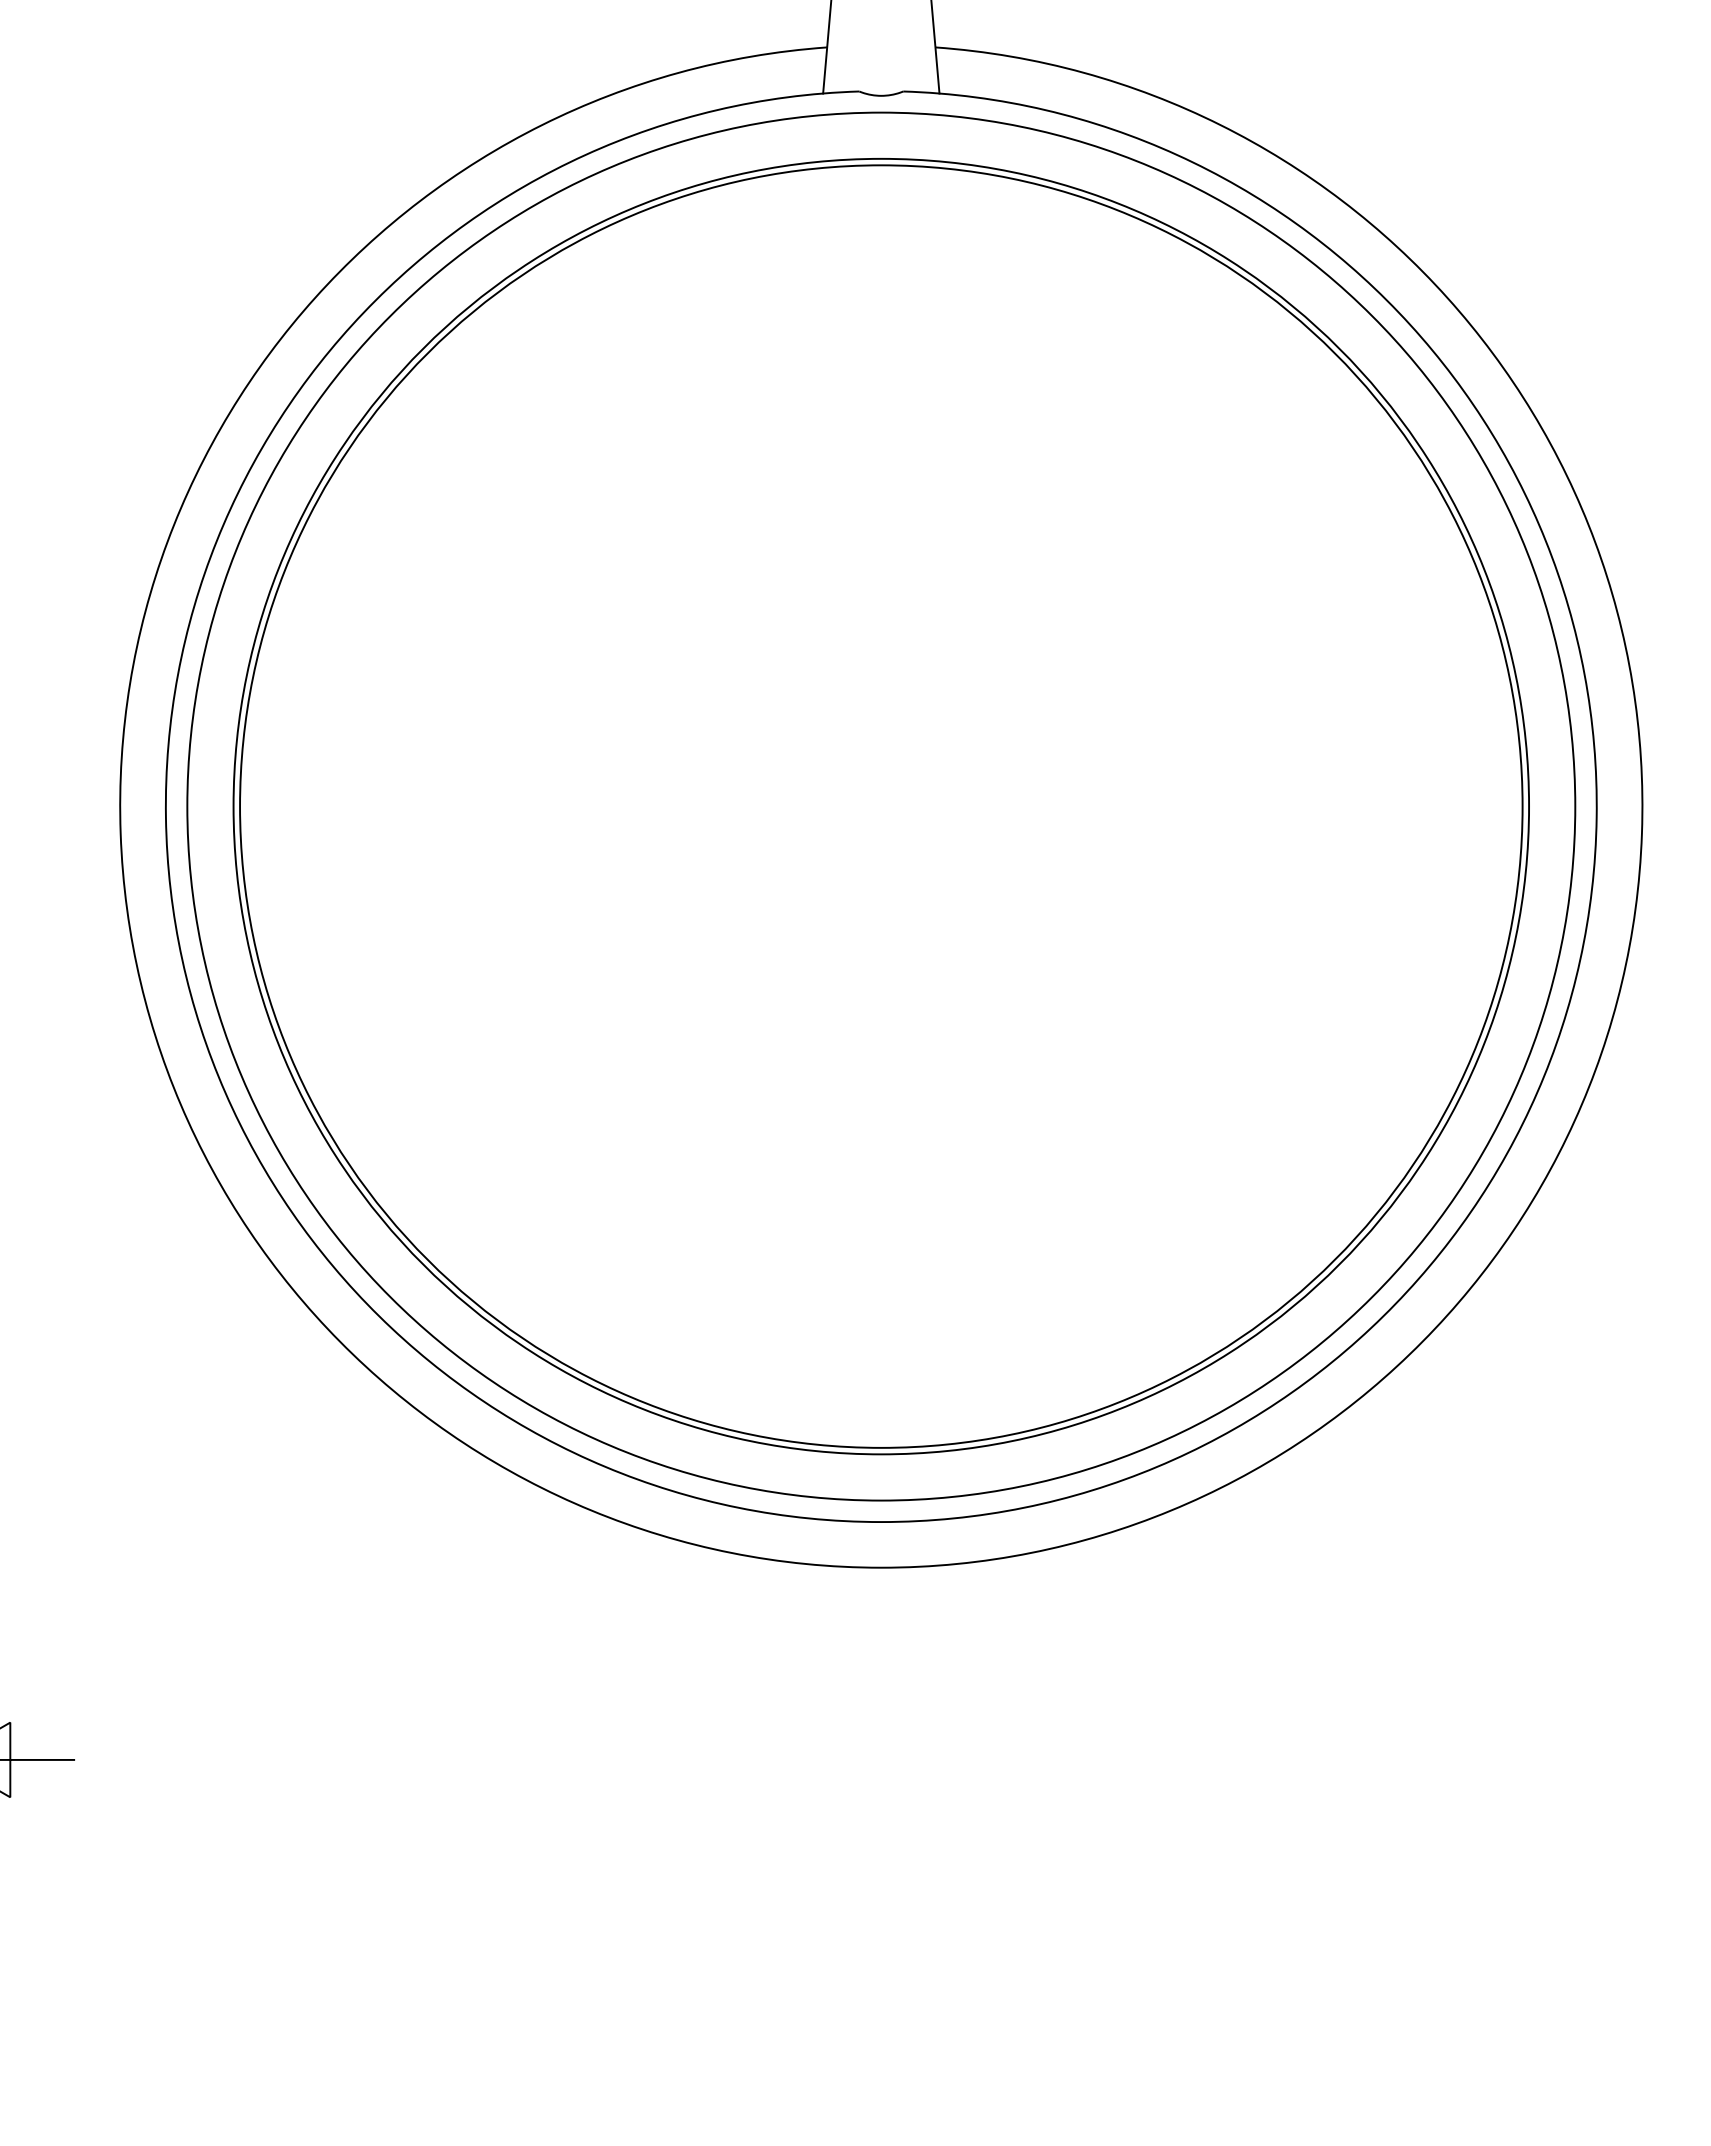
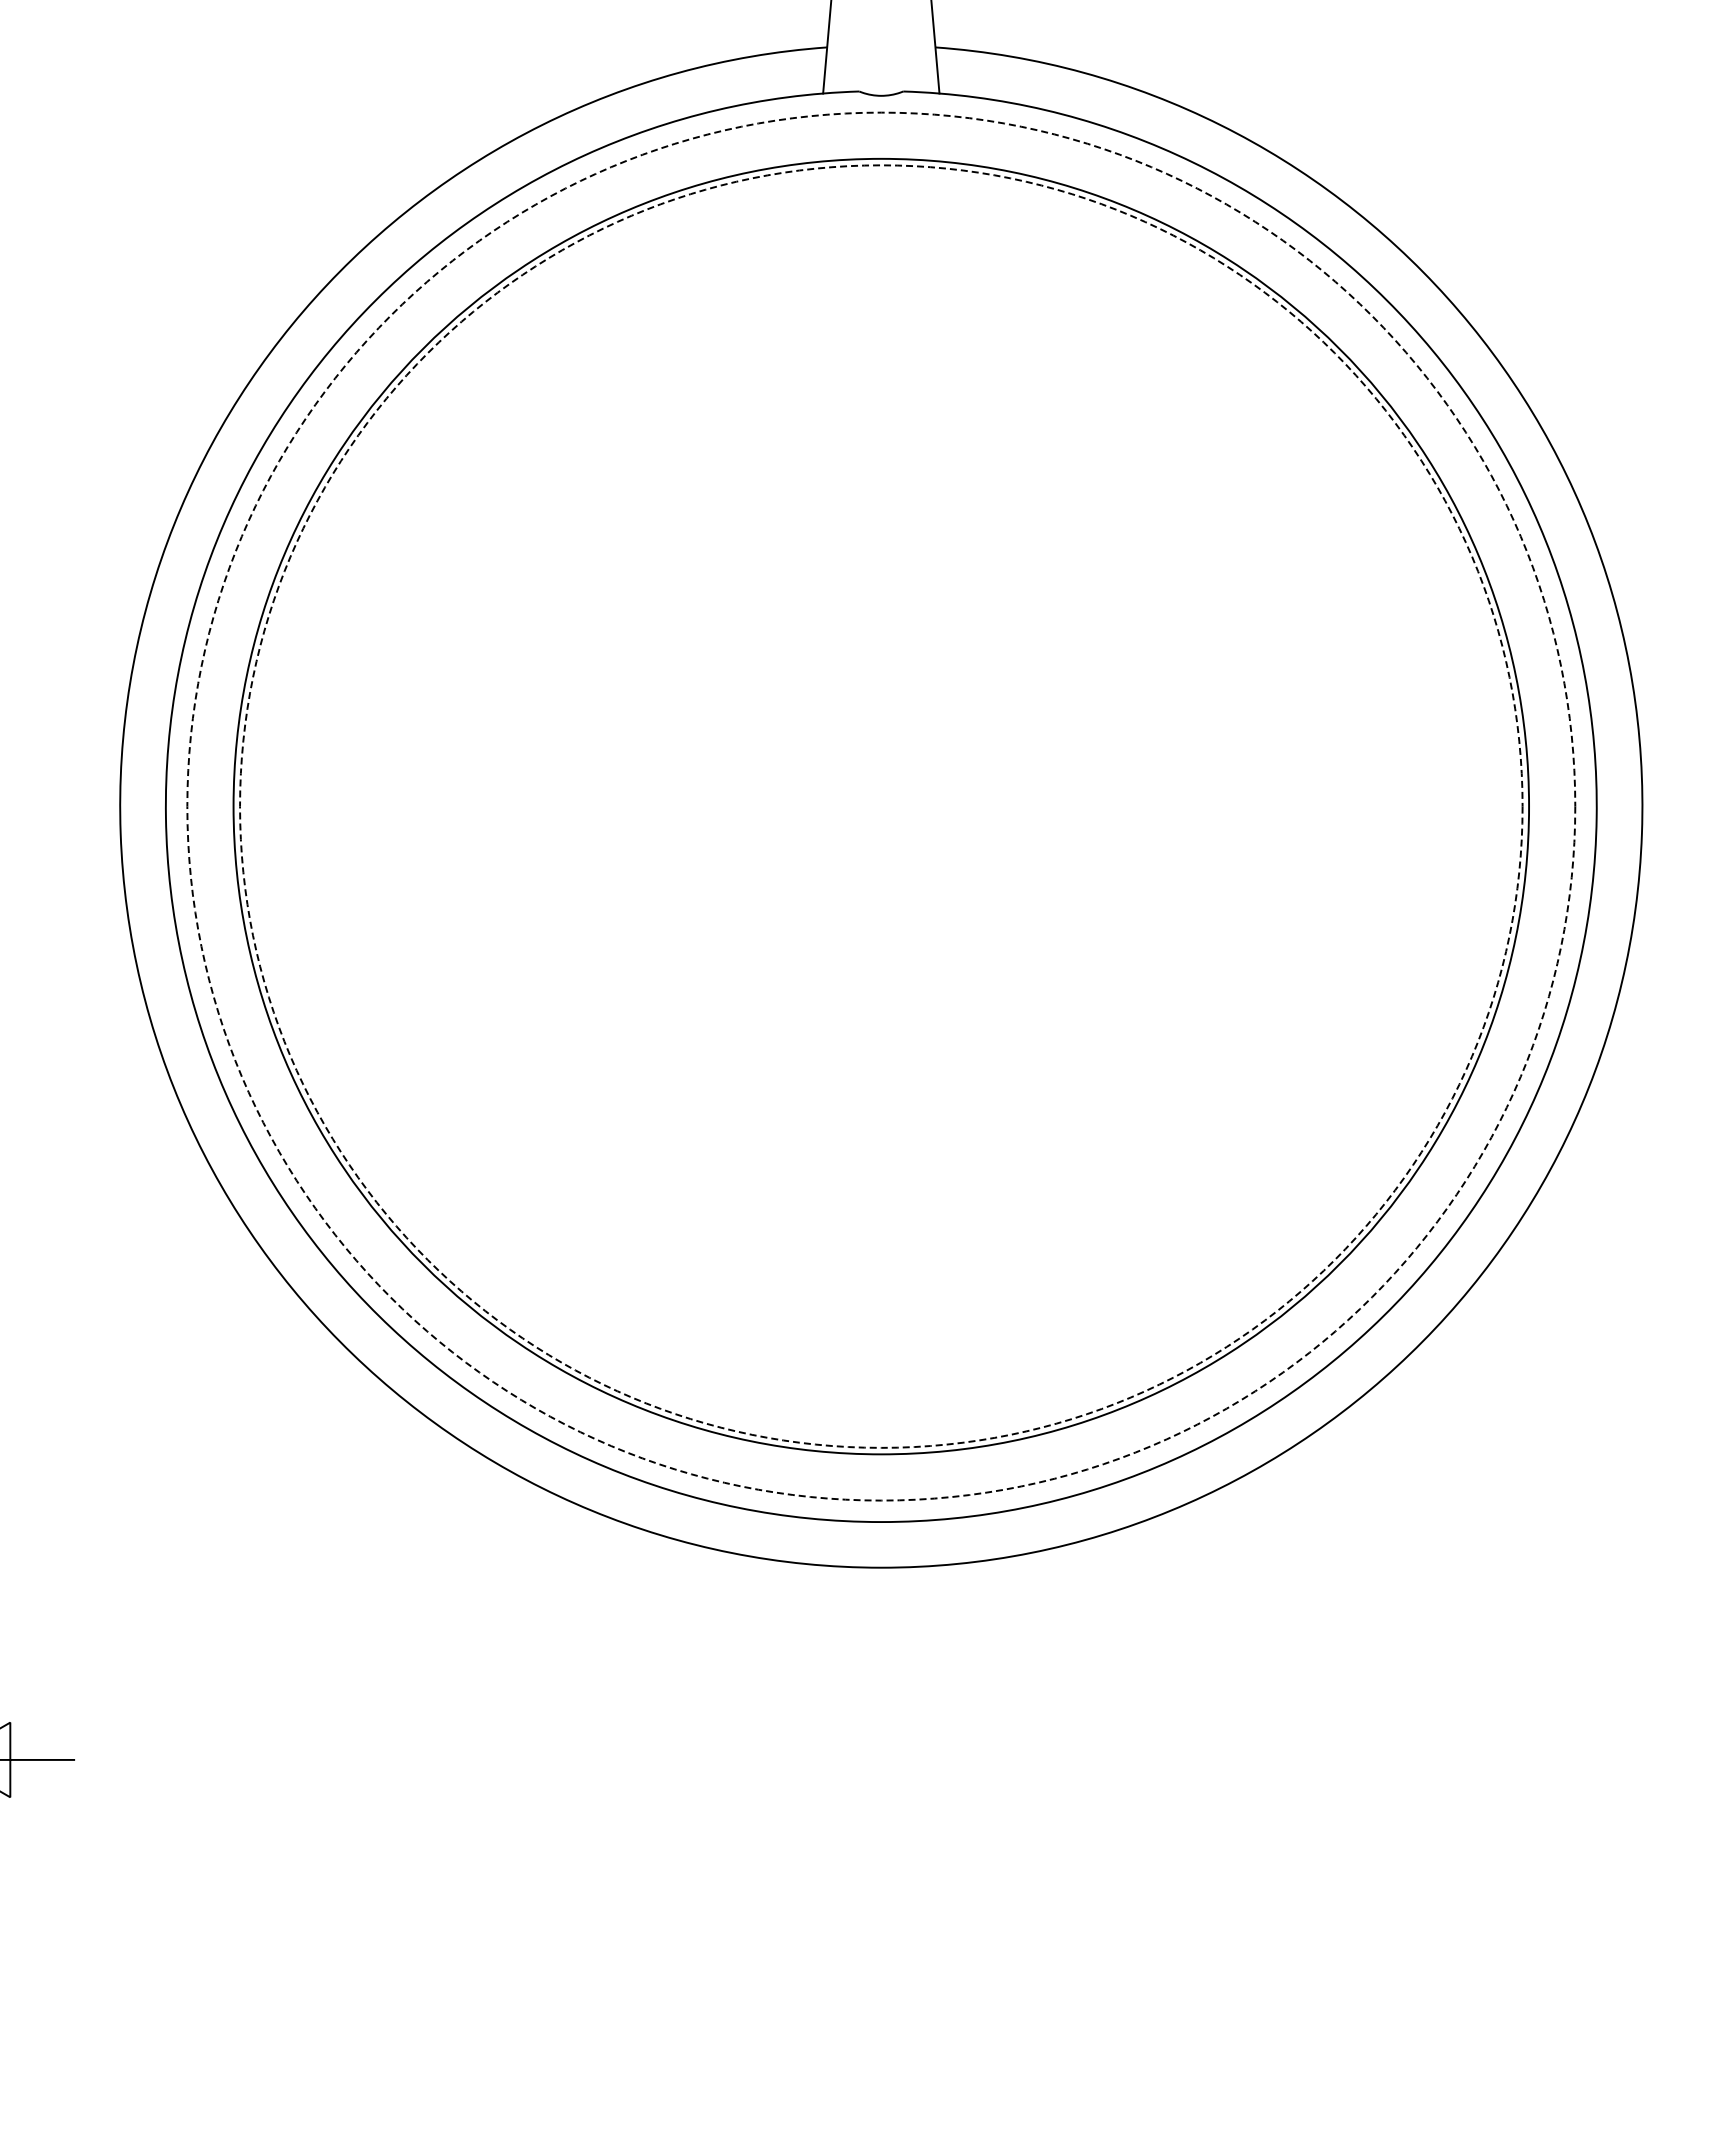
circle: solid -> dashed (881, 806)
circle: solid -> dashed (881, 806)
